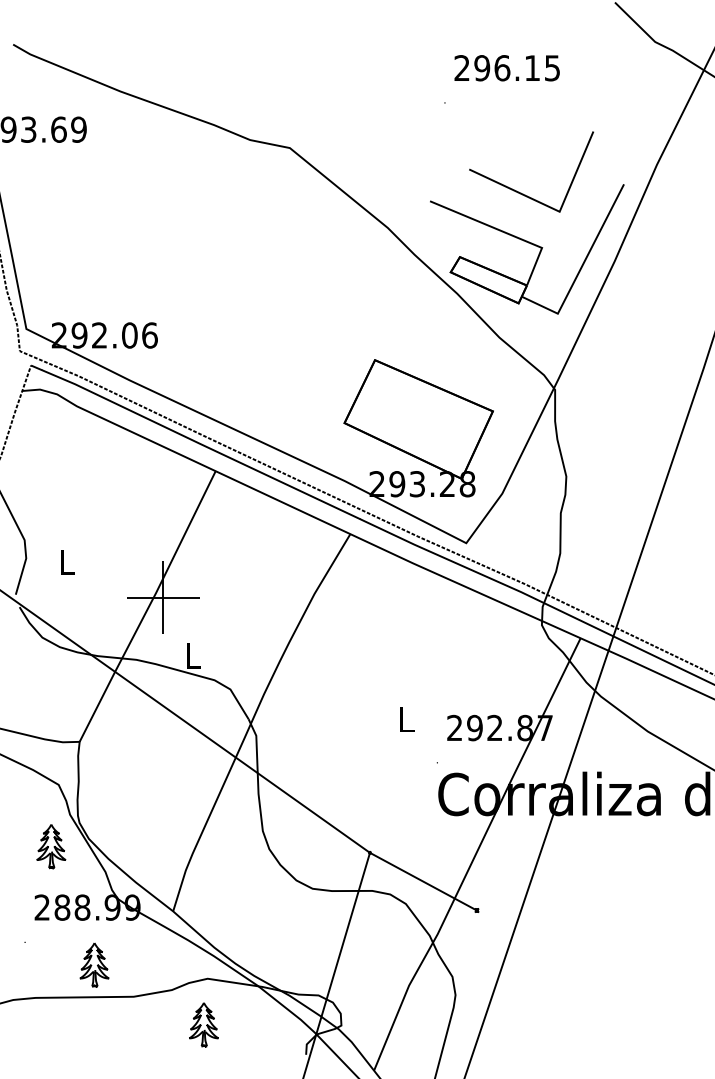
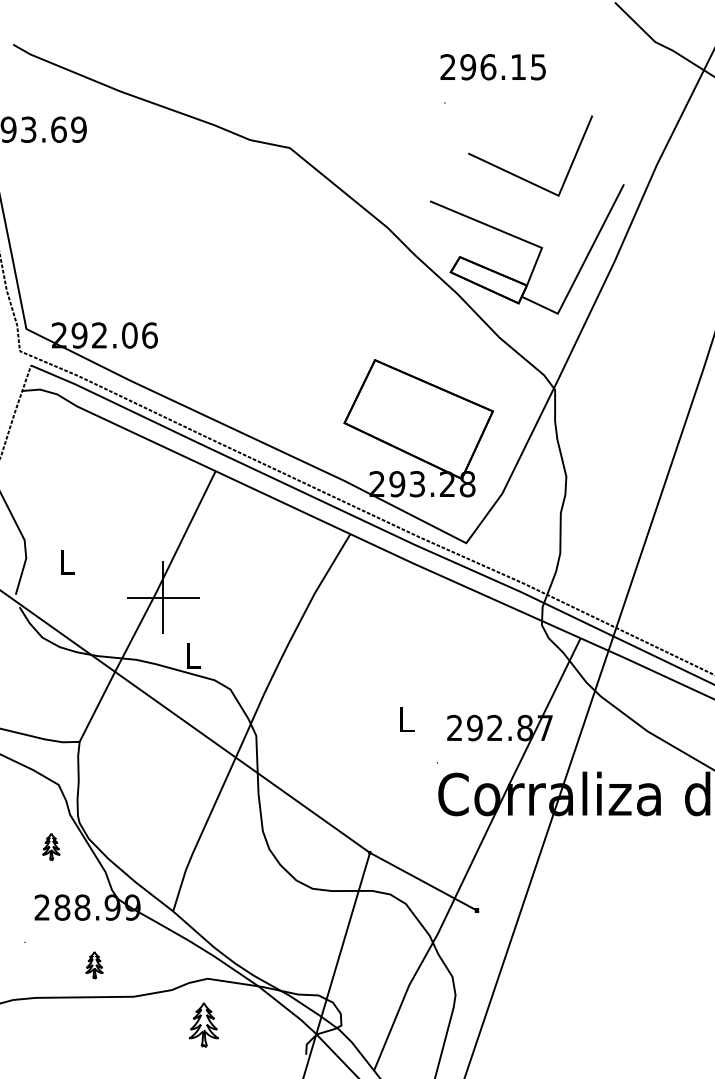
text position: (506, 68) -> (492, 67) (492, 67)
line position: (521, 192) -> (520, 176) (520, 176)
part size: 31x46 px -> 19x28 px (51, 846)
part size: 31x46 px -> 19x29 px (94, 965)
